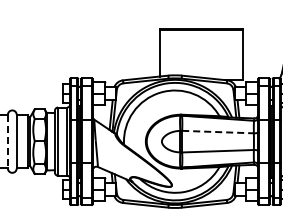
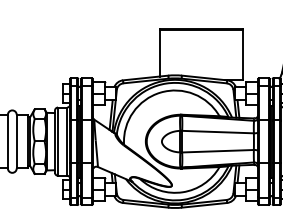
line: dashed -> solid (218, 132)
line: dashed -> solid (7, 141)
